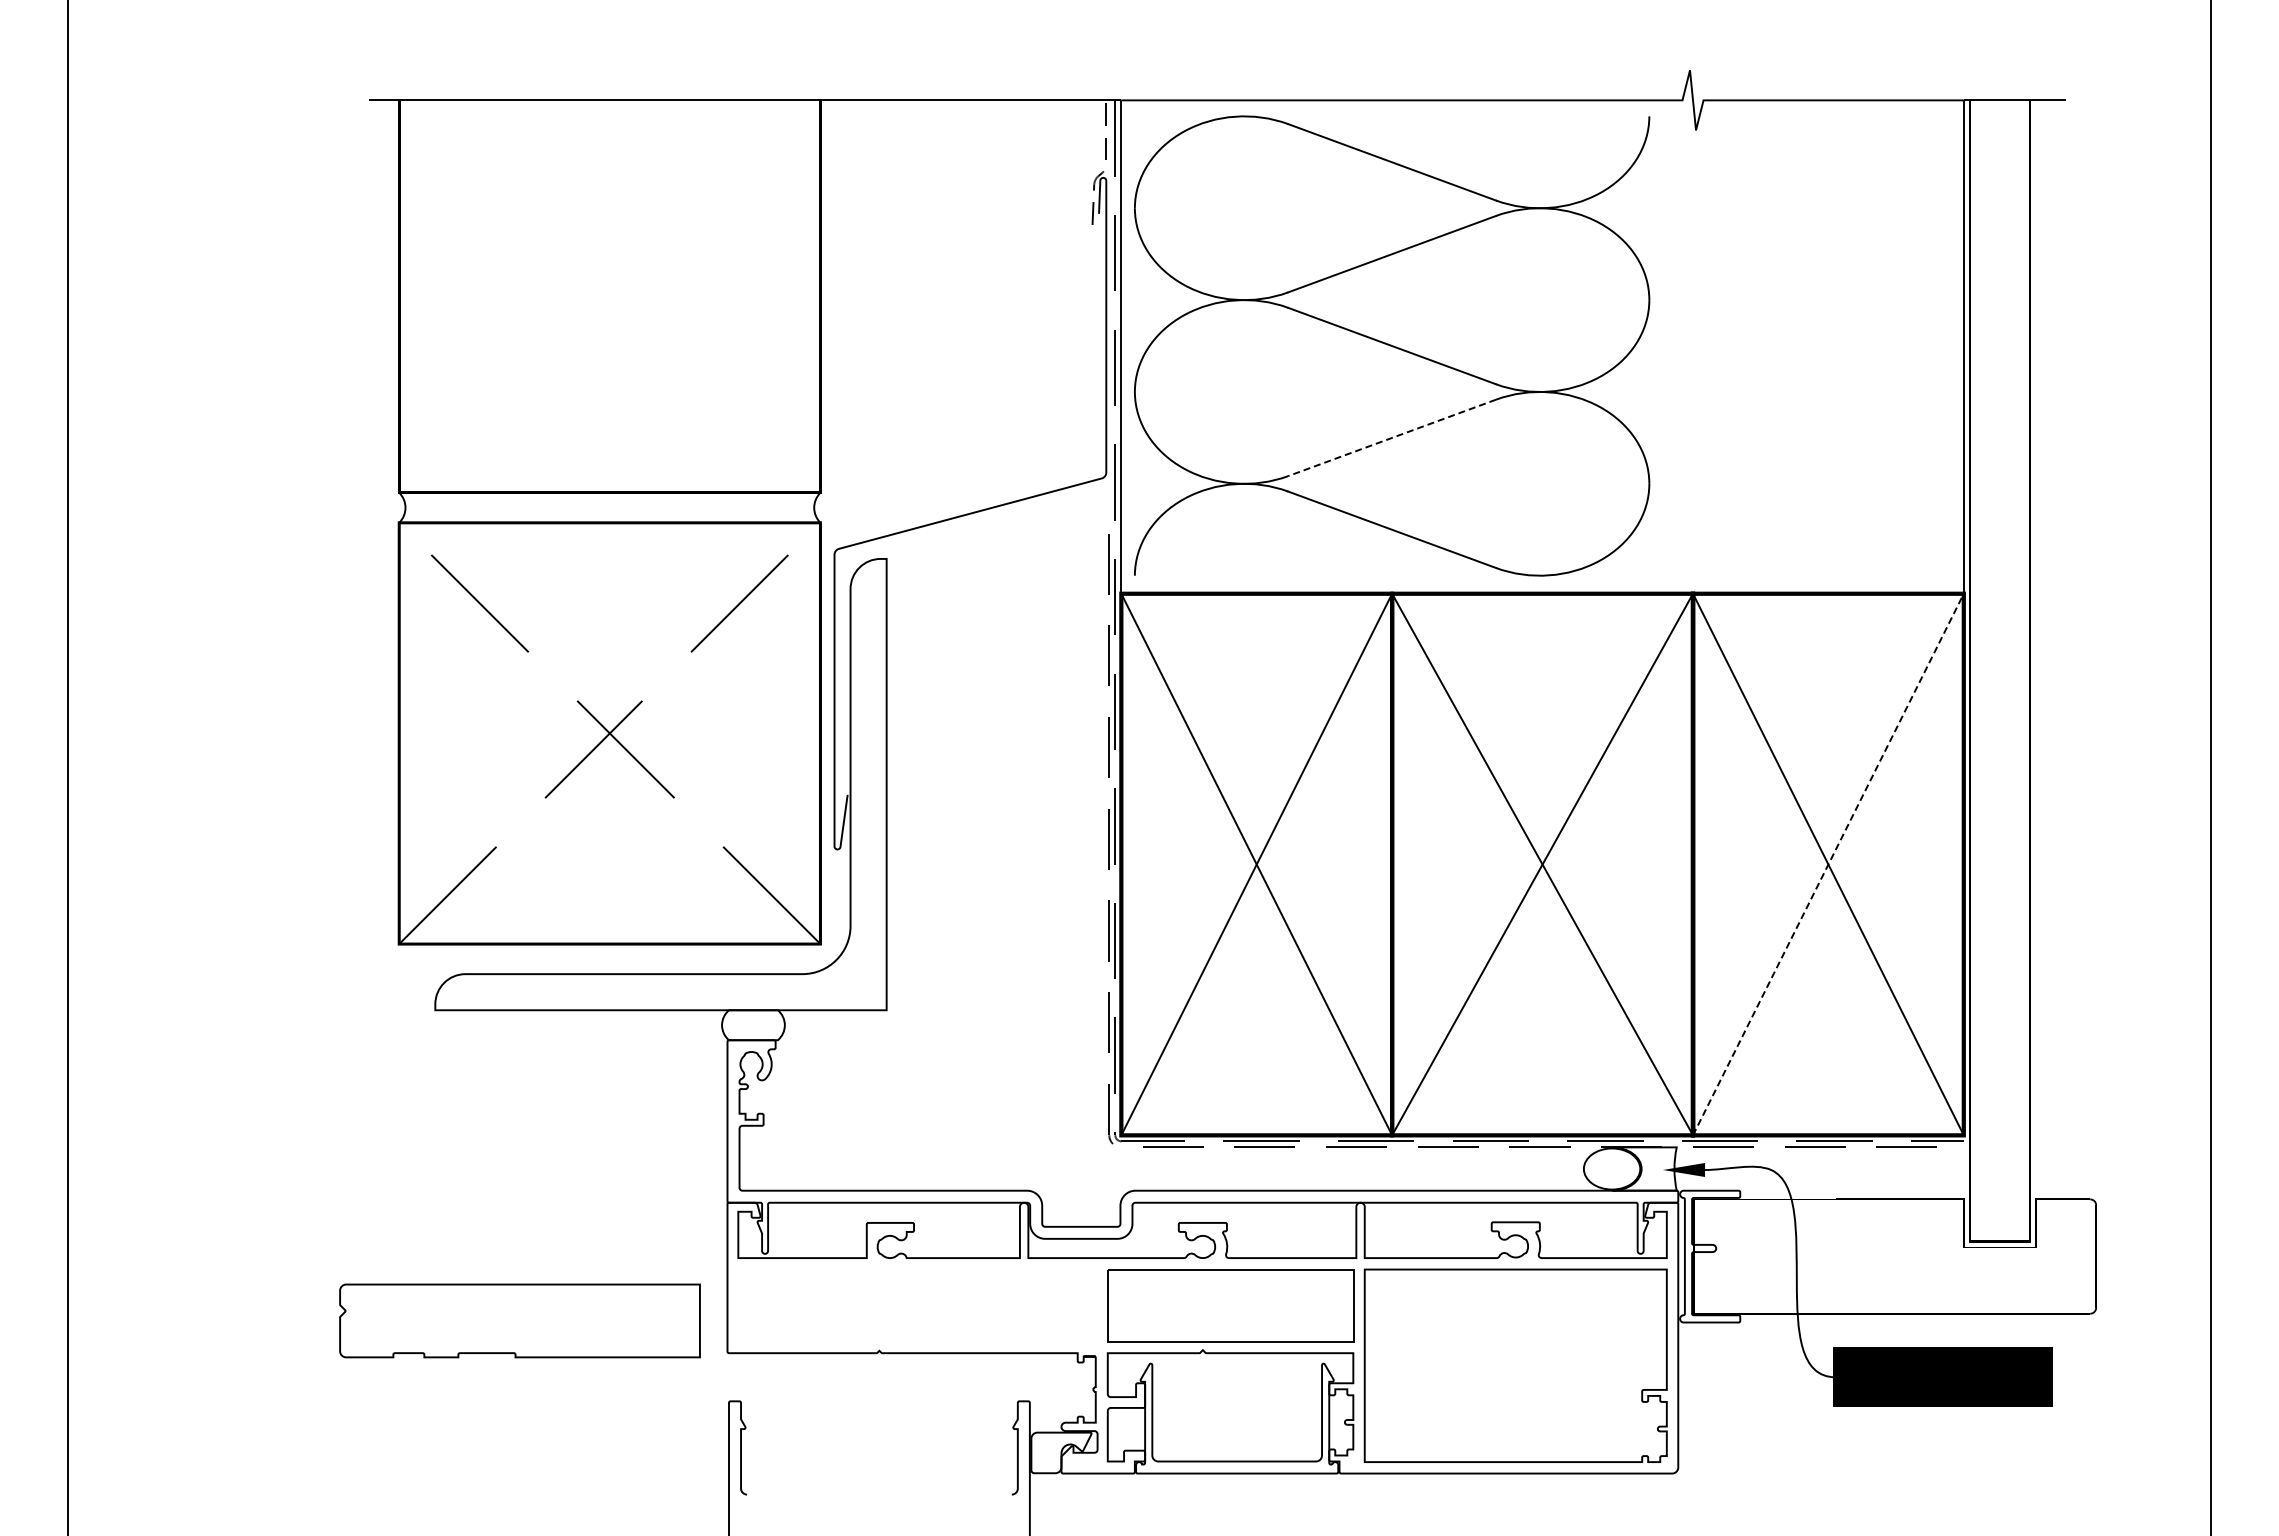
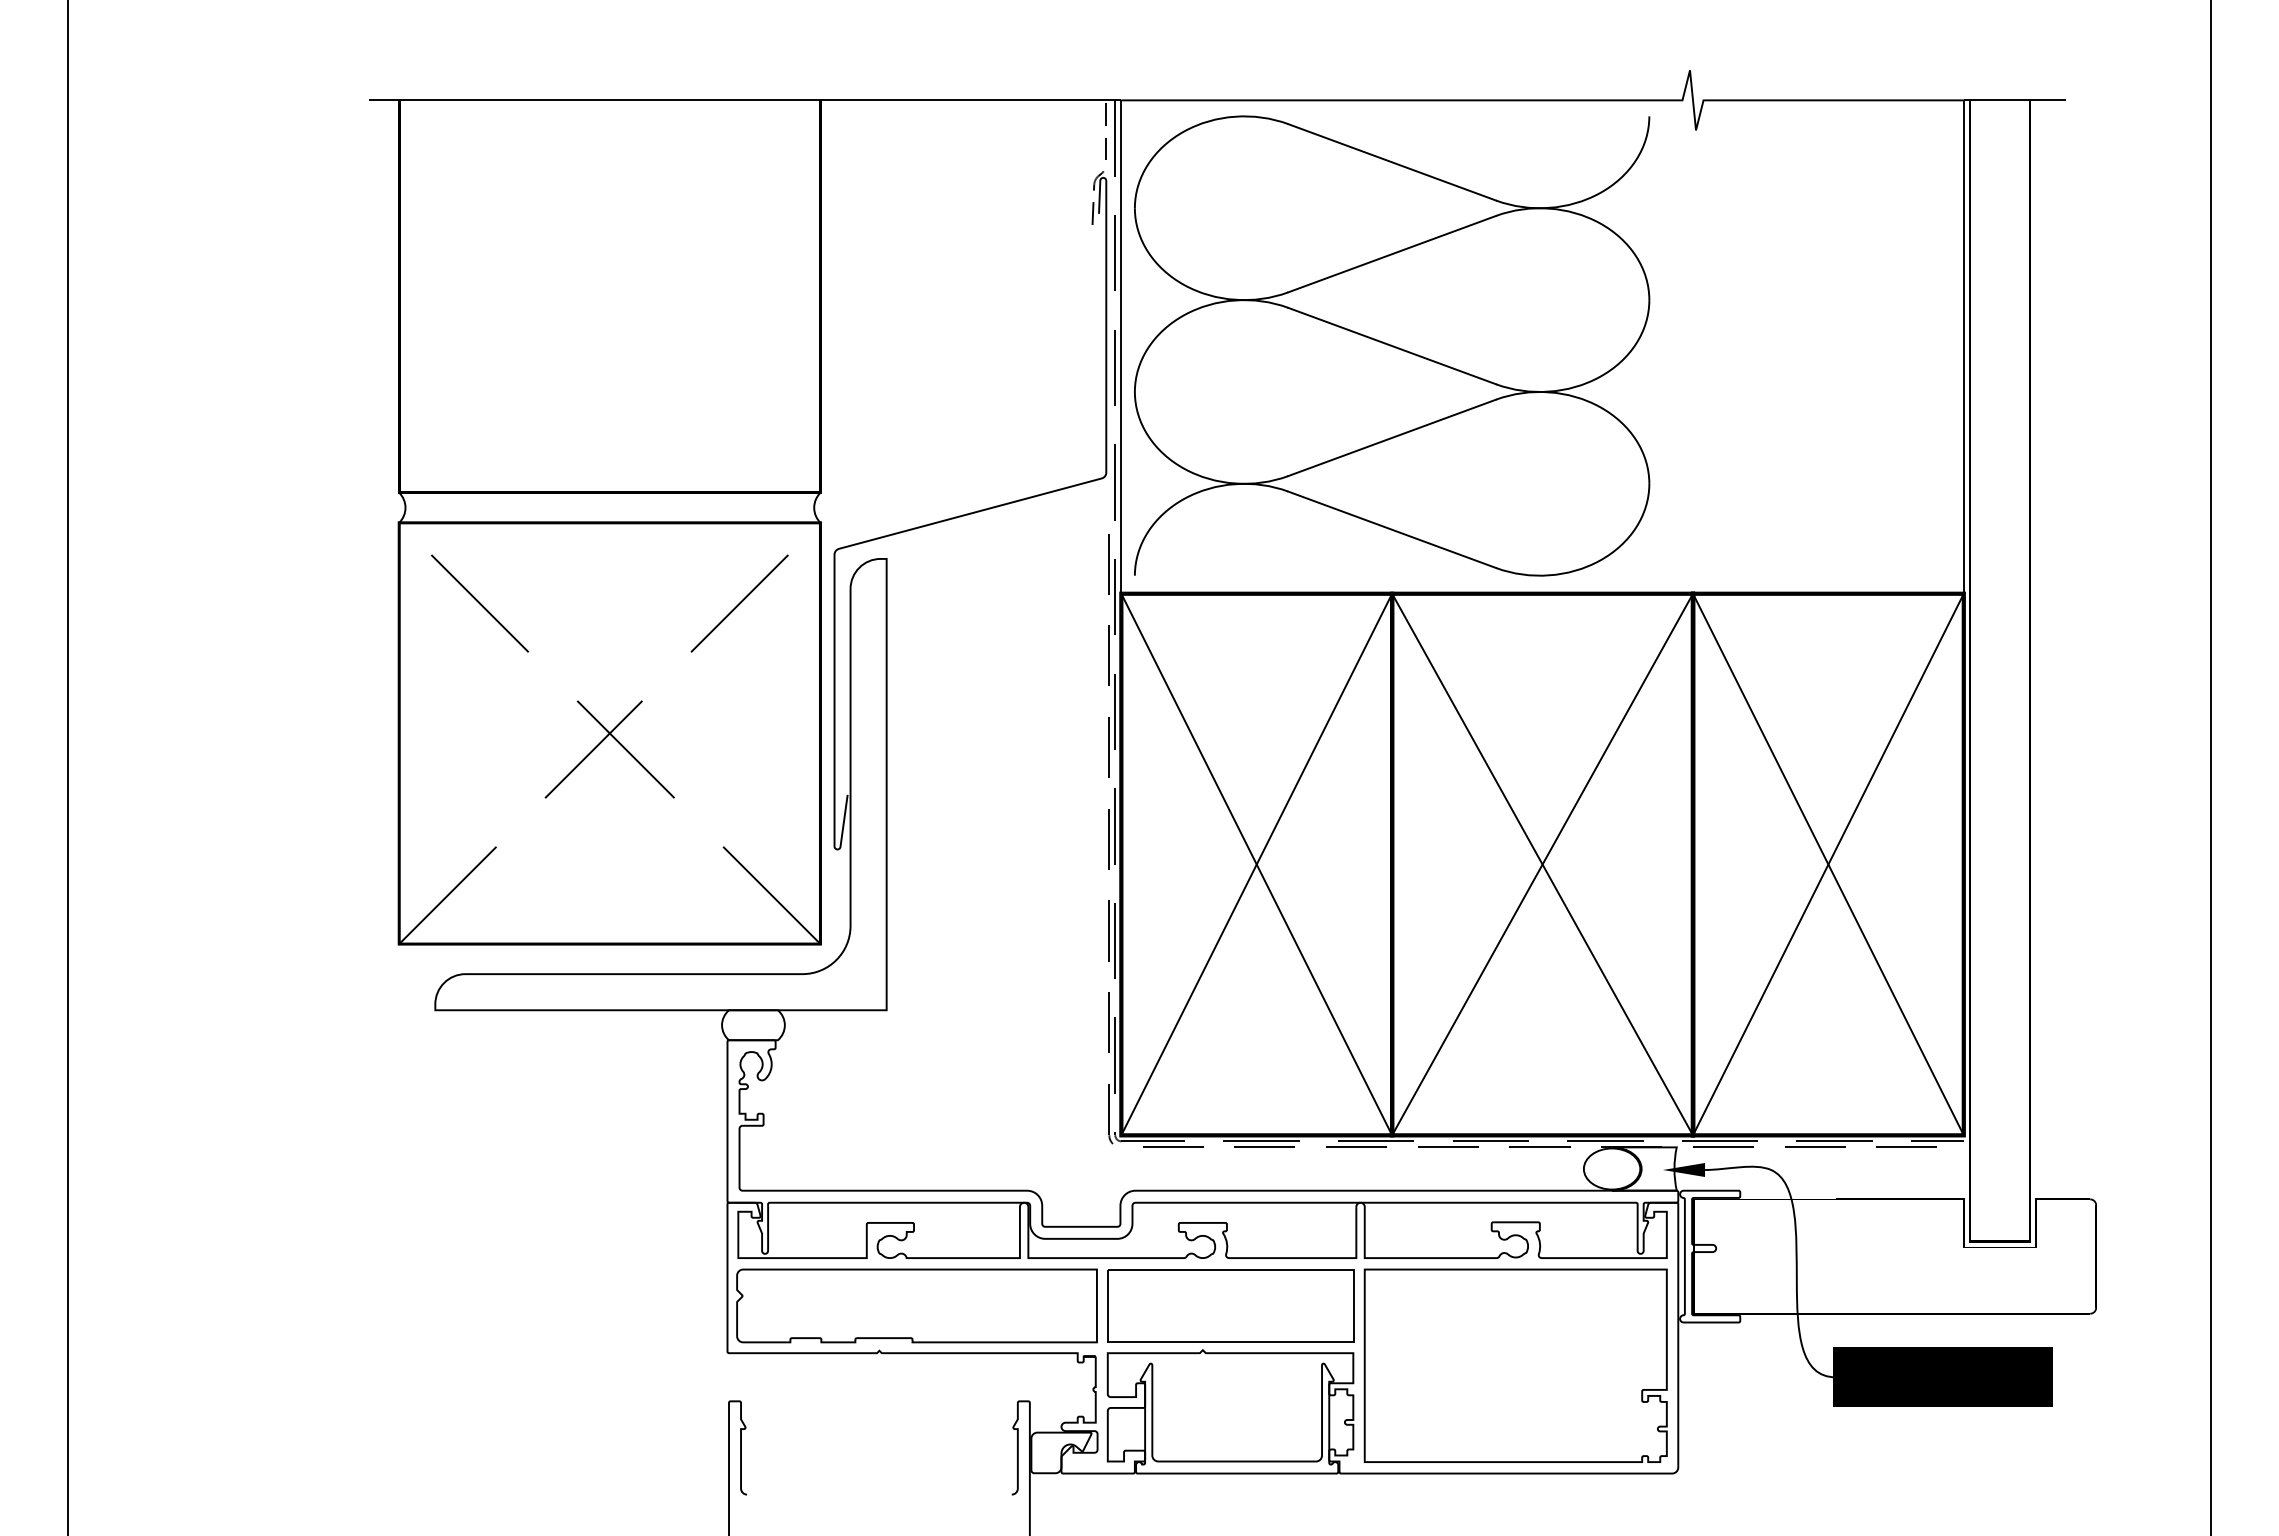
line: dashed -> solid (1392, 437)
line: dashed -> solid (1828, 864)
part position: (519, 1320) -> (916, 1305) (916, 1305)
